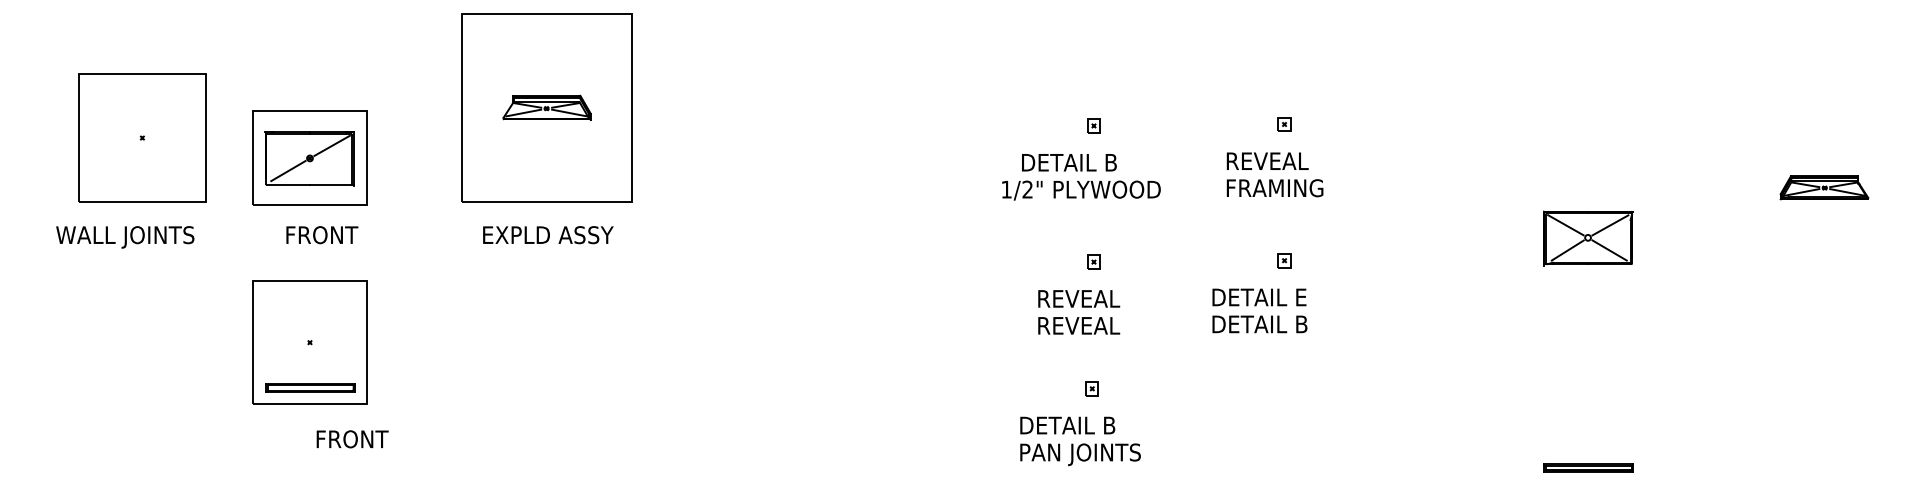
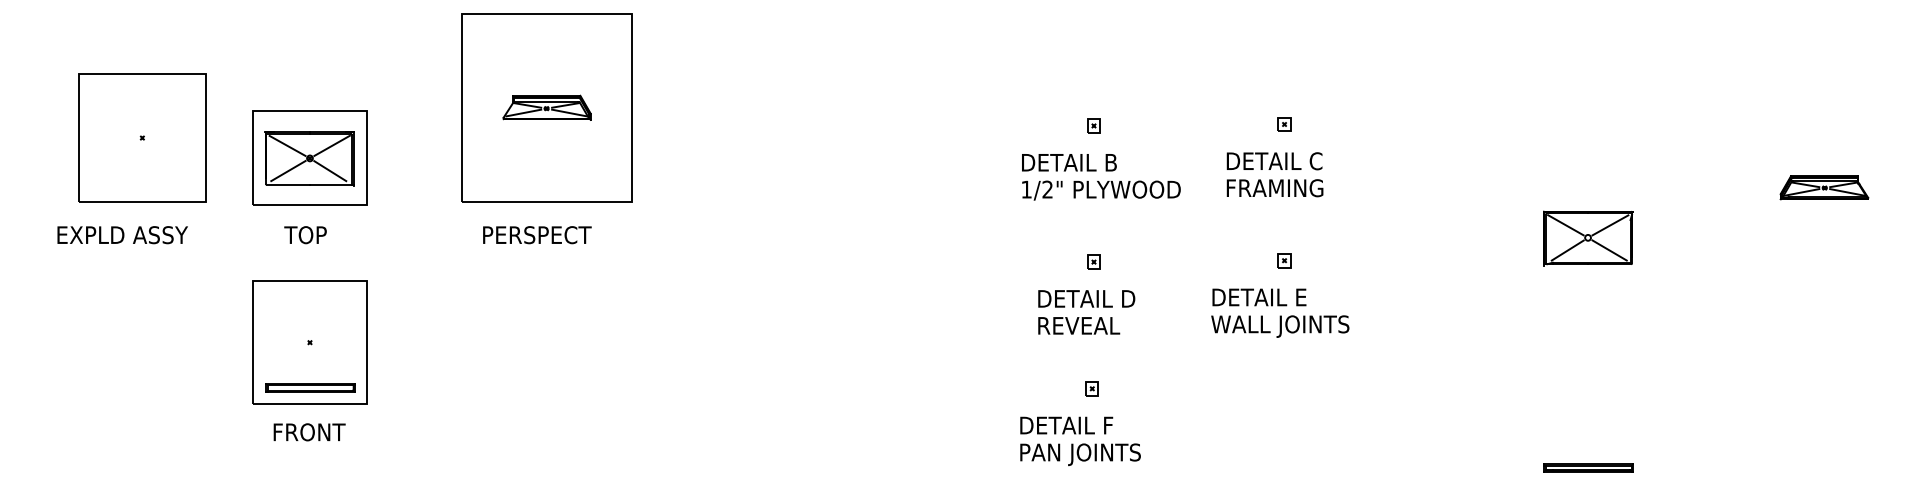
line: none -> present (287, 145)
text: REVEAL -> DETAIL C (1275, 161)
line: none -> present (330, 171)
text position: (1081, 190) -> (1101, 190) (1101, 190)
text: FRONT -> TOP (321, 235)
text: EXPLD ASSY -> PERSPECT (549, 235)
text: WALL JOINTS -> EXPLD ASSY (125, 237)
text: REVEAL -> DETAIL D (1087, 298)
text: DETAIL B -> WALL JOINTS (1280, 326)
text: DETAIL B -> DETAIL F (1110, 425)
text position: (352, 439) -> (309, 432) (309, 432)
